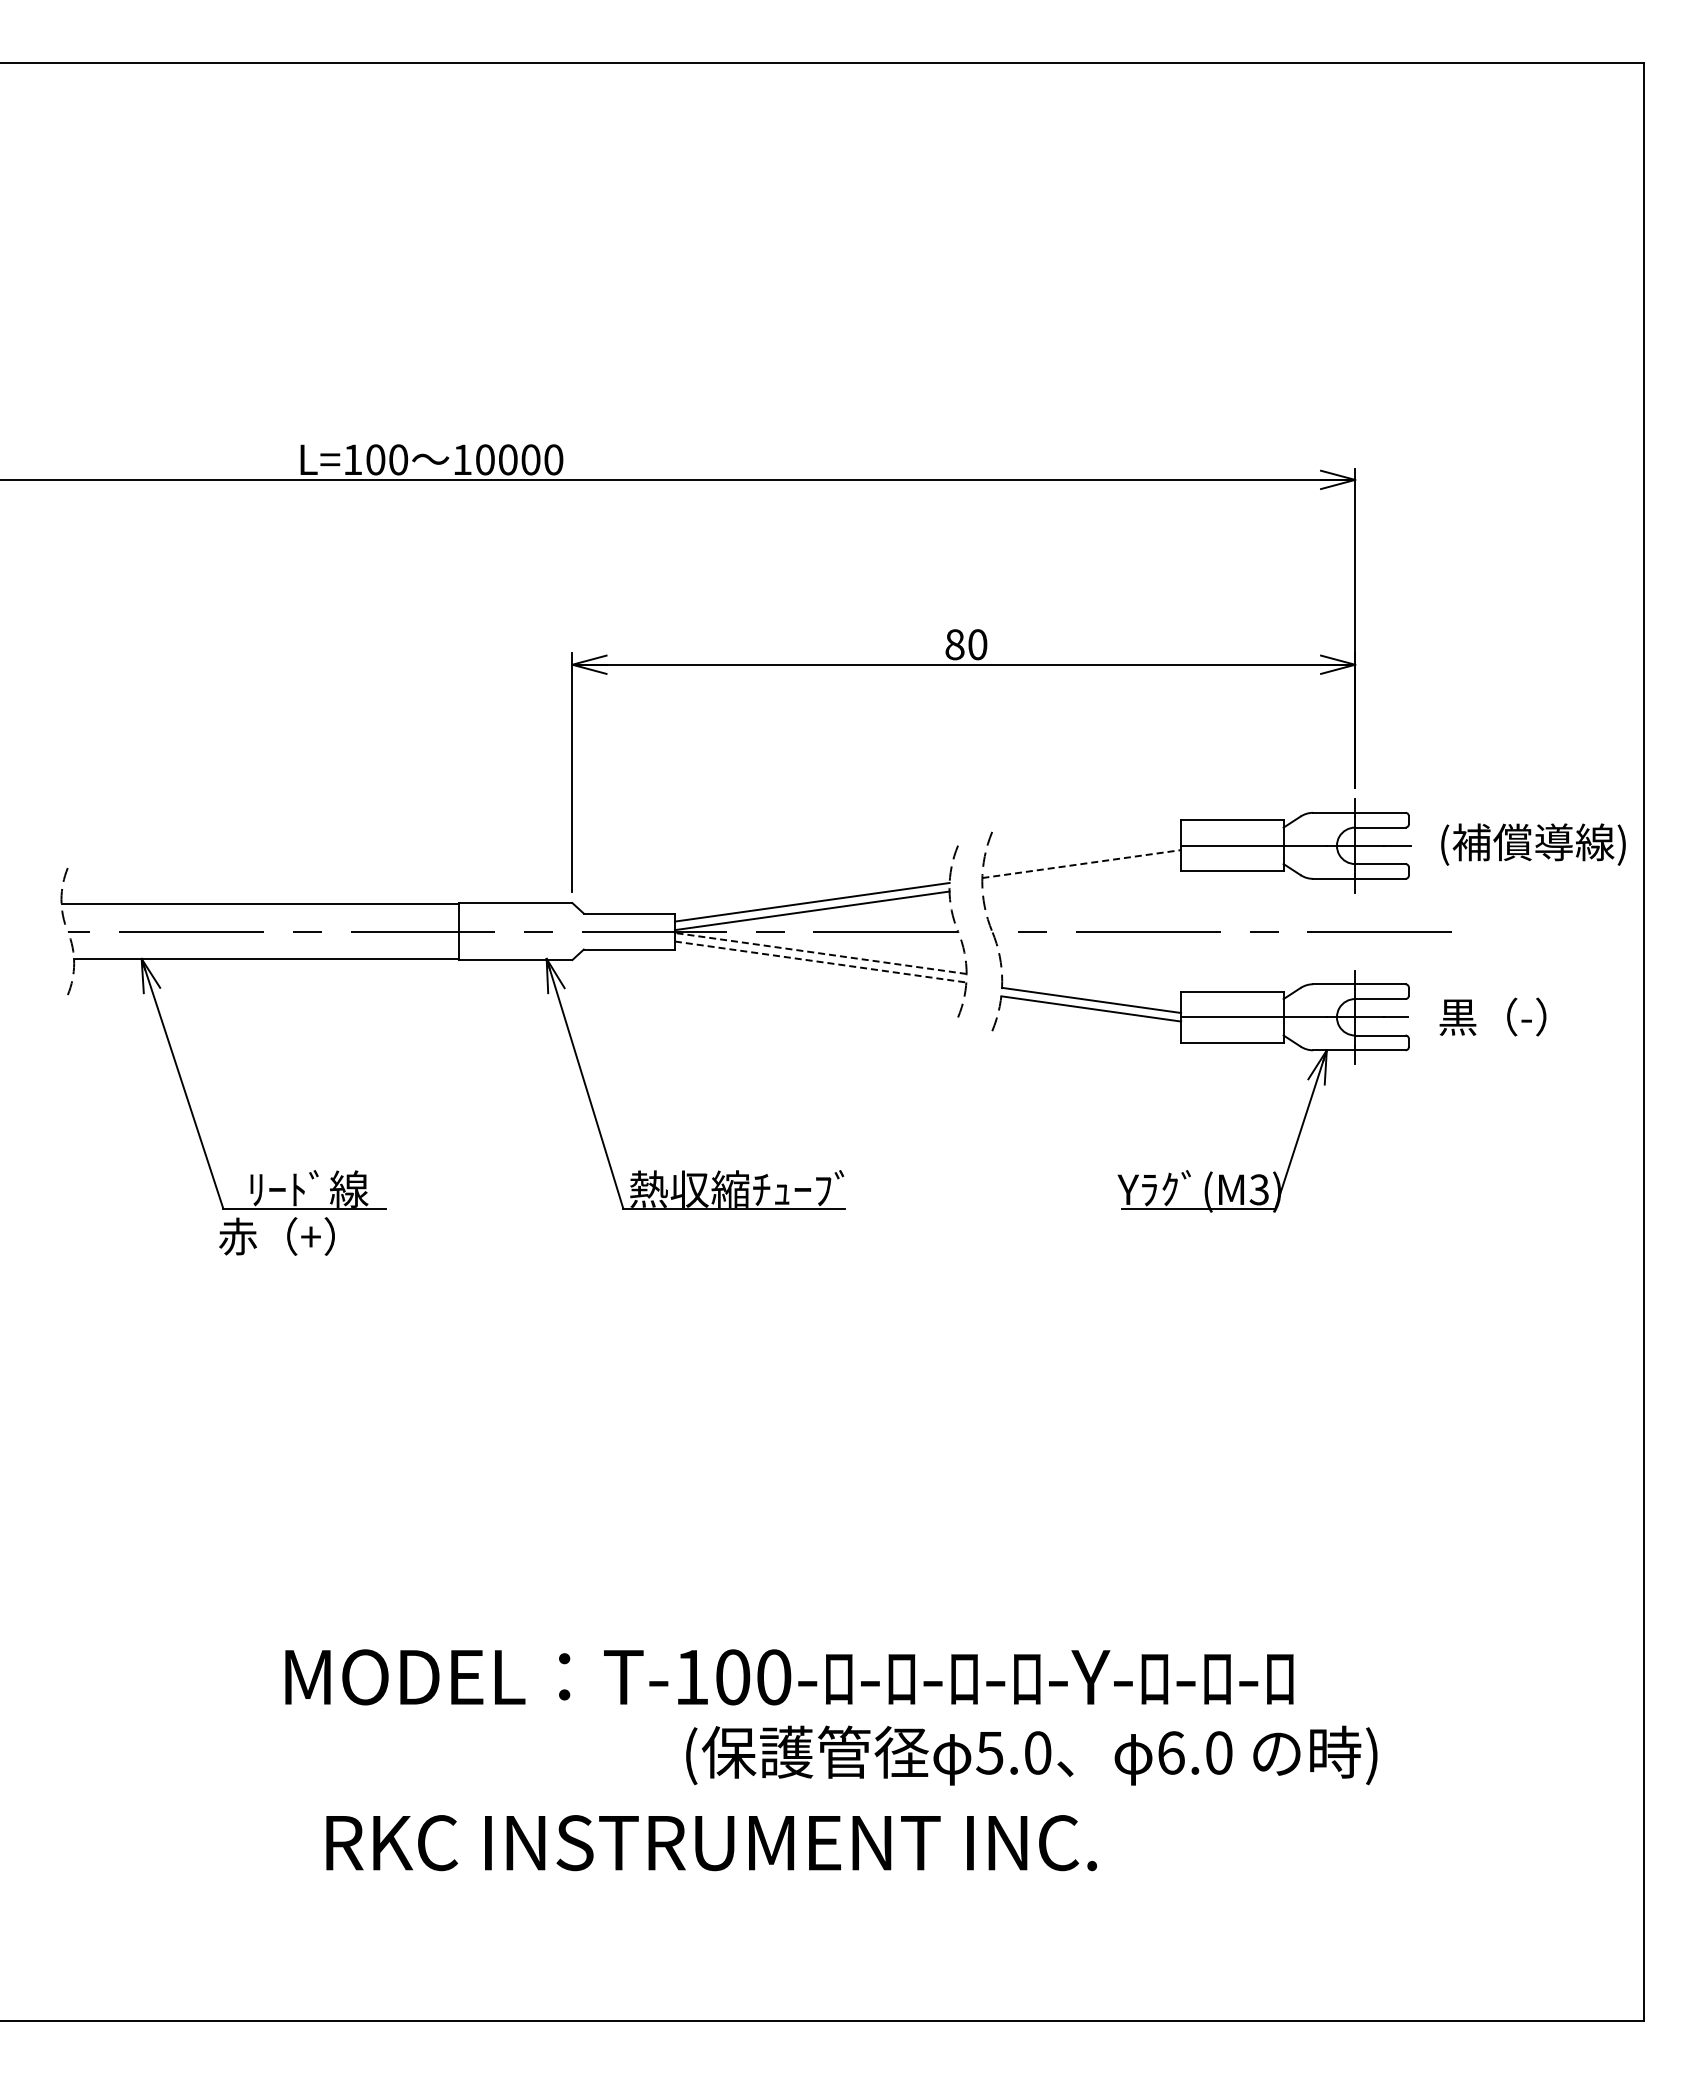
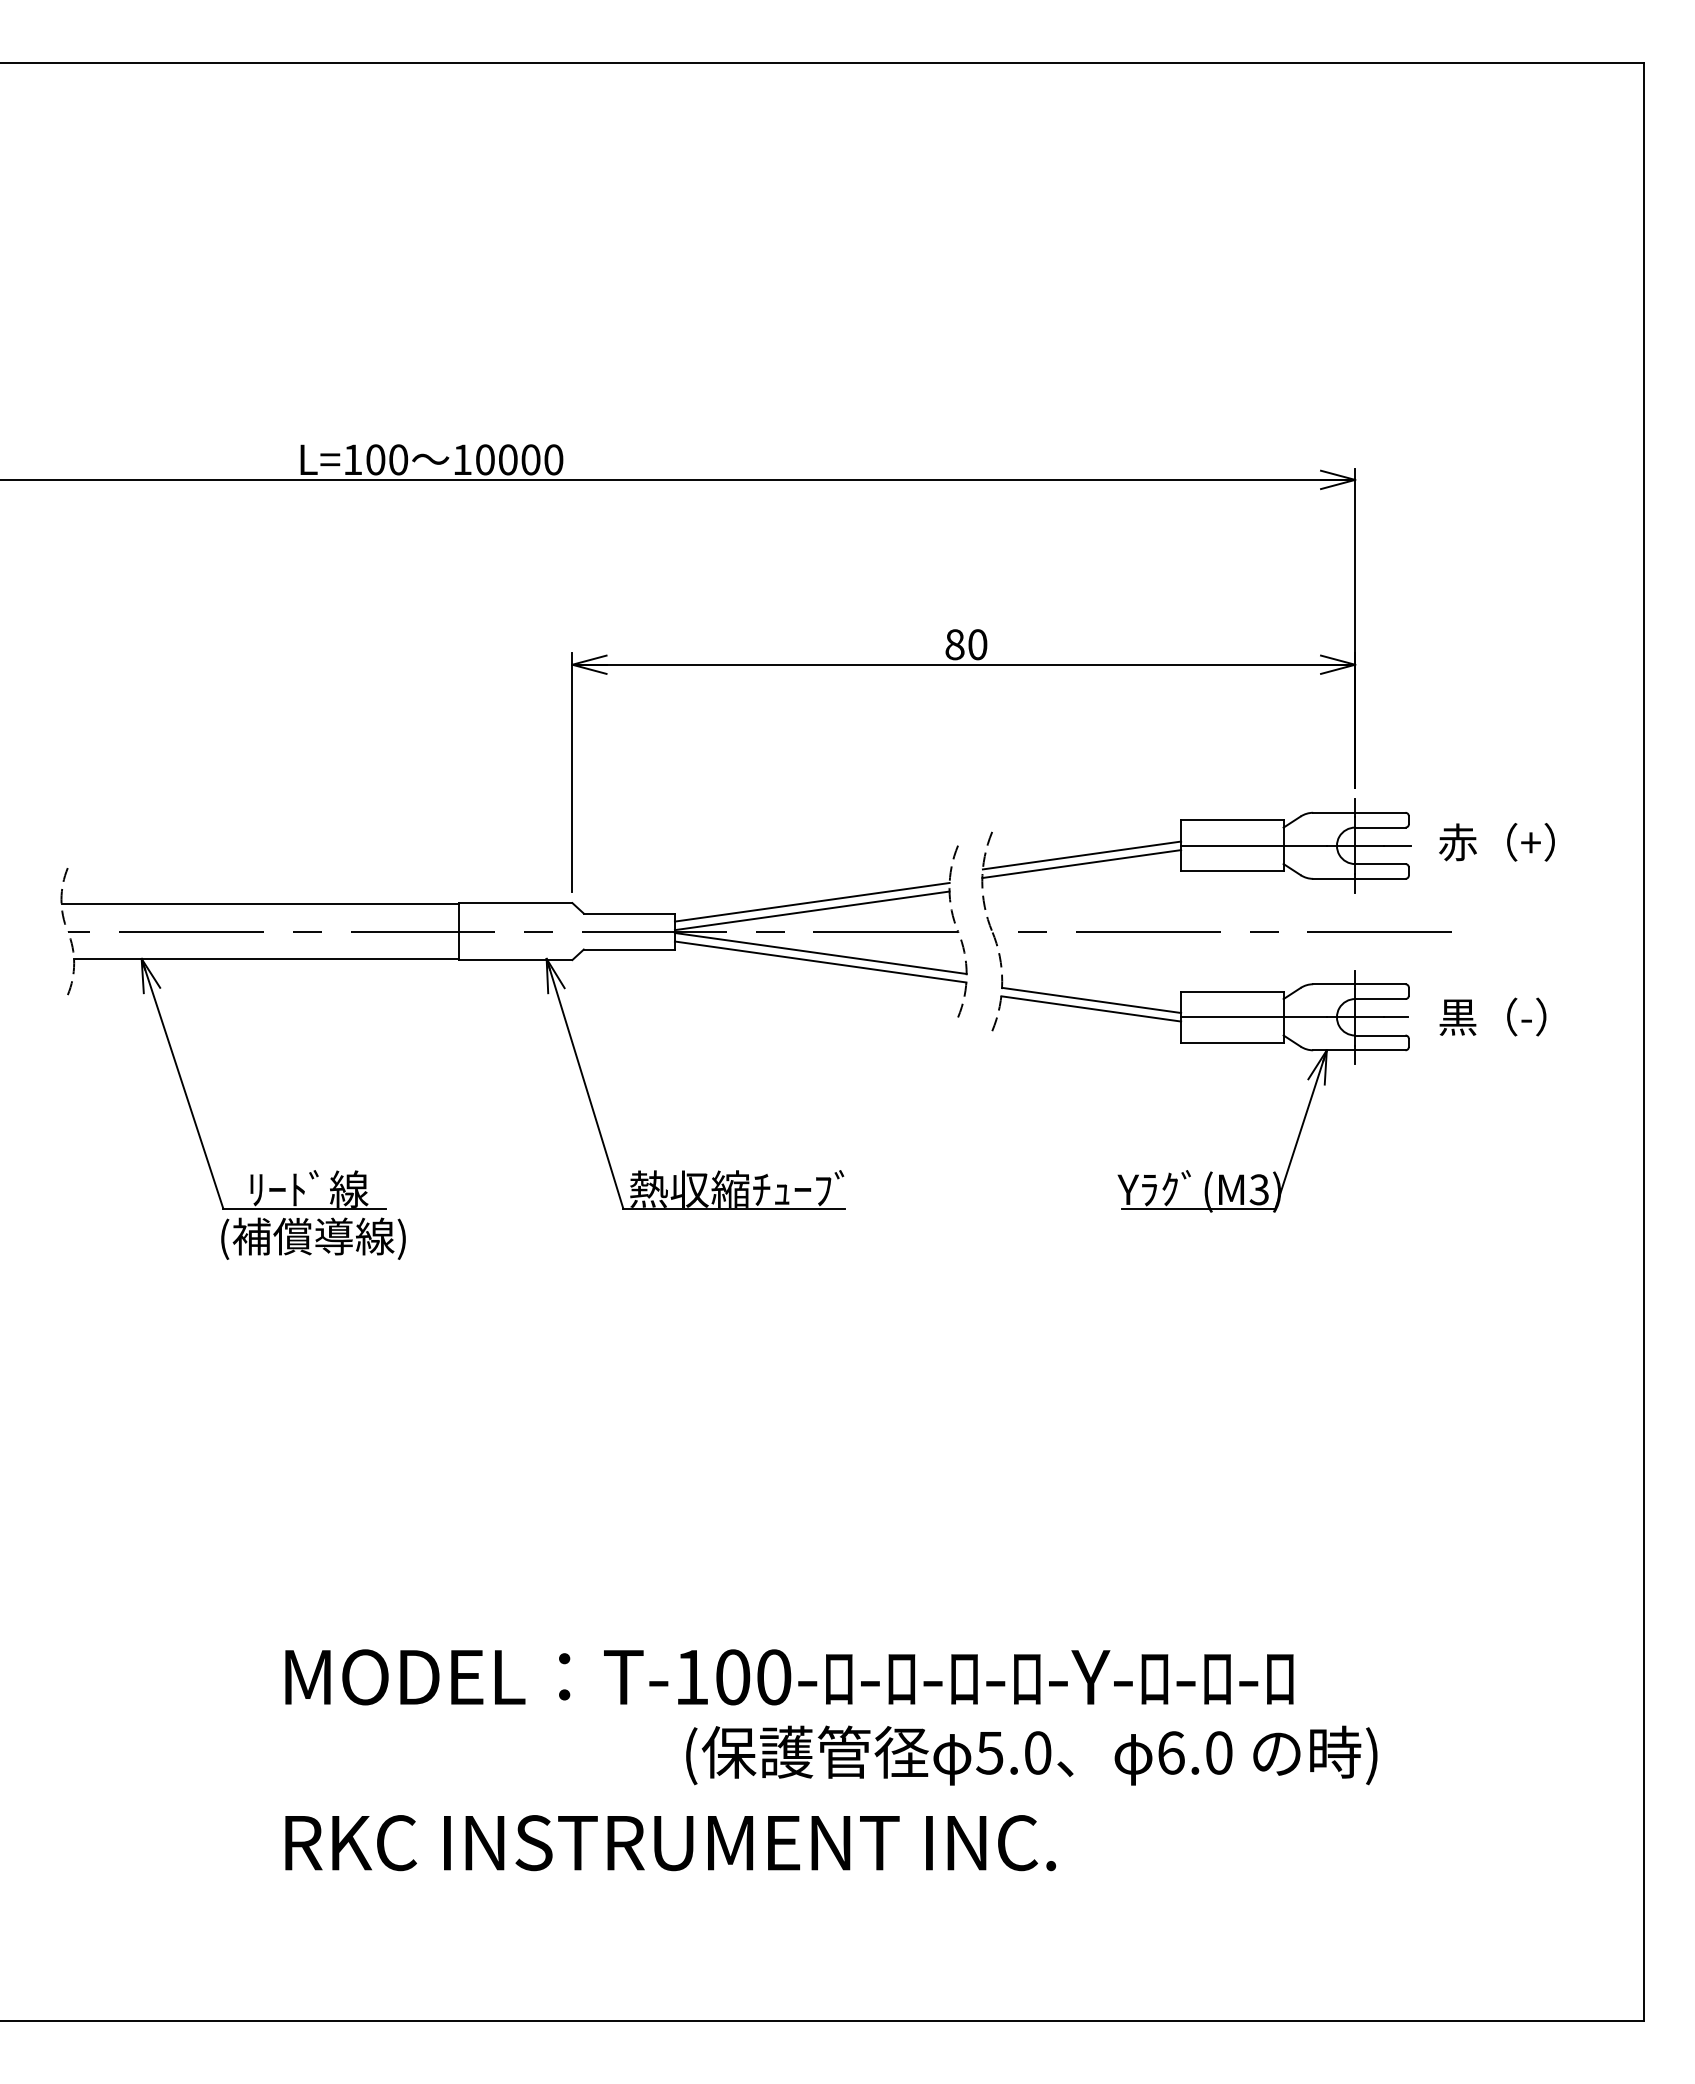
text: (補償導線) -> 赤（+） (1532, 844)
line: none -> present (1081, 855)
line: dashed -> solid (1082, 864)
line: dashed -> solid (820, 953)
line: dashed -> solid (821, 962)
text: 赤（+） -> (補償導線) (312, 1238)
text position: (711, 1843) -> (670, 1843) (670, 1843)
